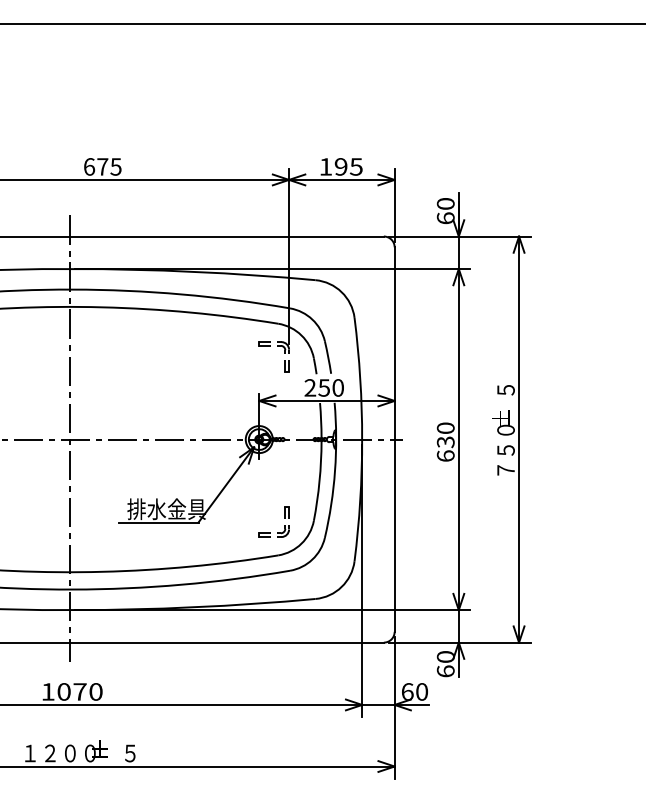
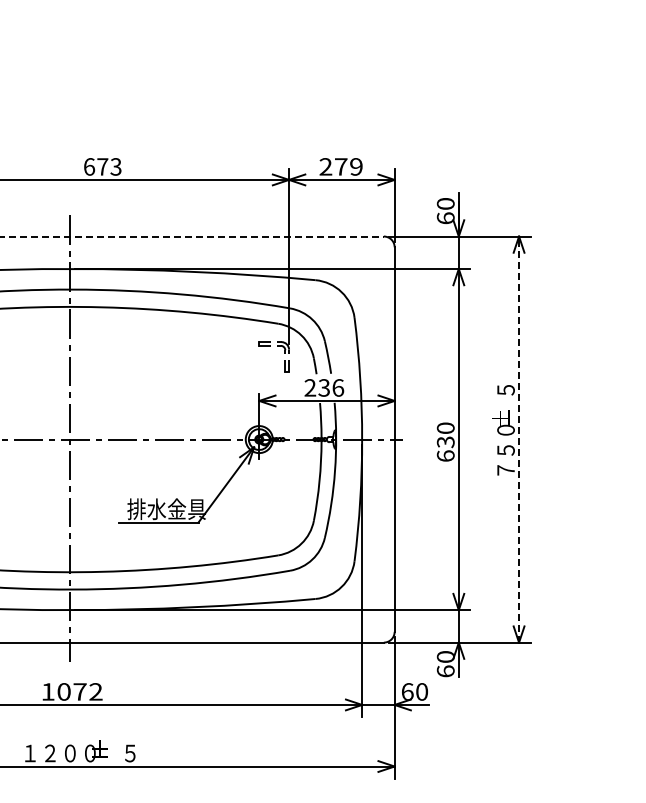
line: present -> none (322, 24)
text: 675 -> 673 (116, 166)
text: 195 -> 279 (340, 166)
line: solid -> dashed (192, 236)
text: 250 -> 236 (331, 387)
line: solid -> dashed (519, 439)
part: present -> none (284, 518)
text: 1070 -> 1072 (95, 691)
